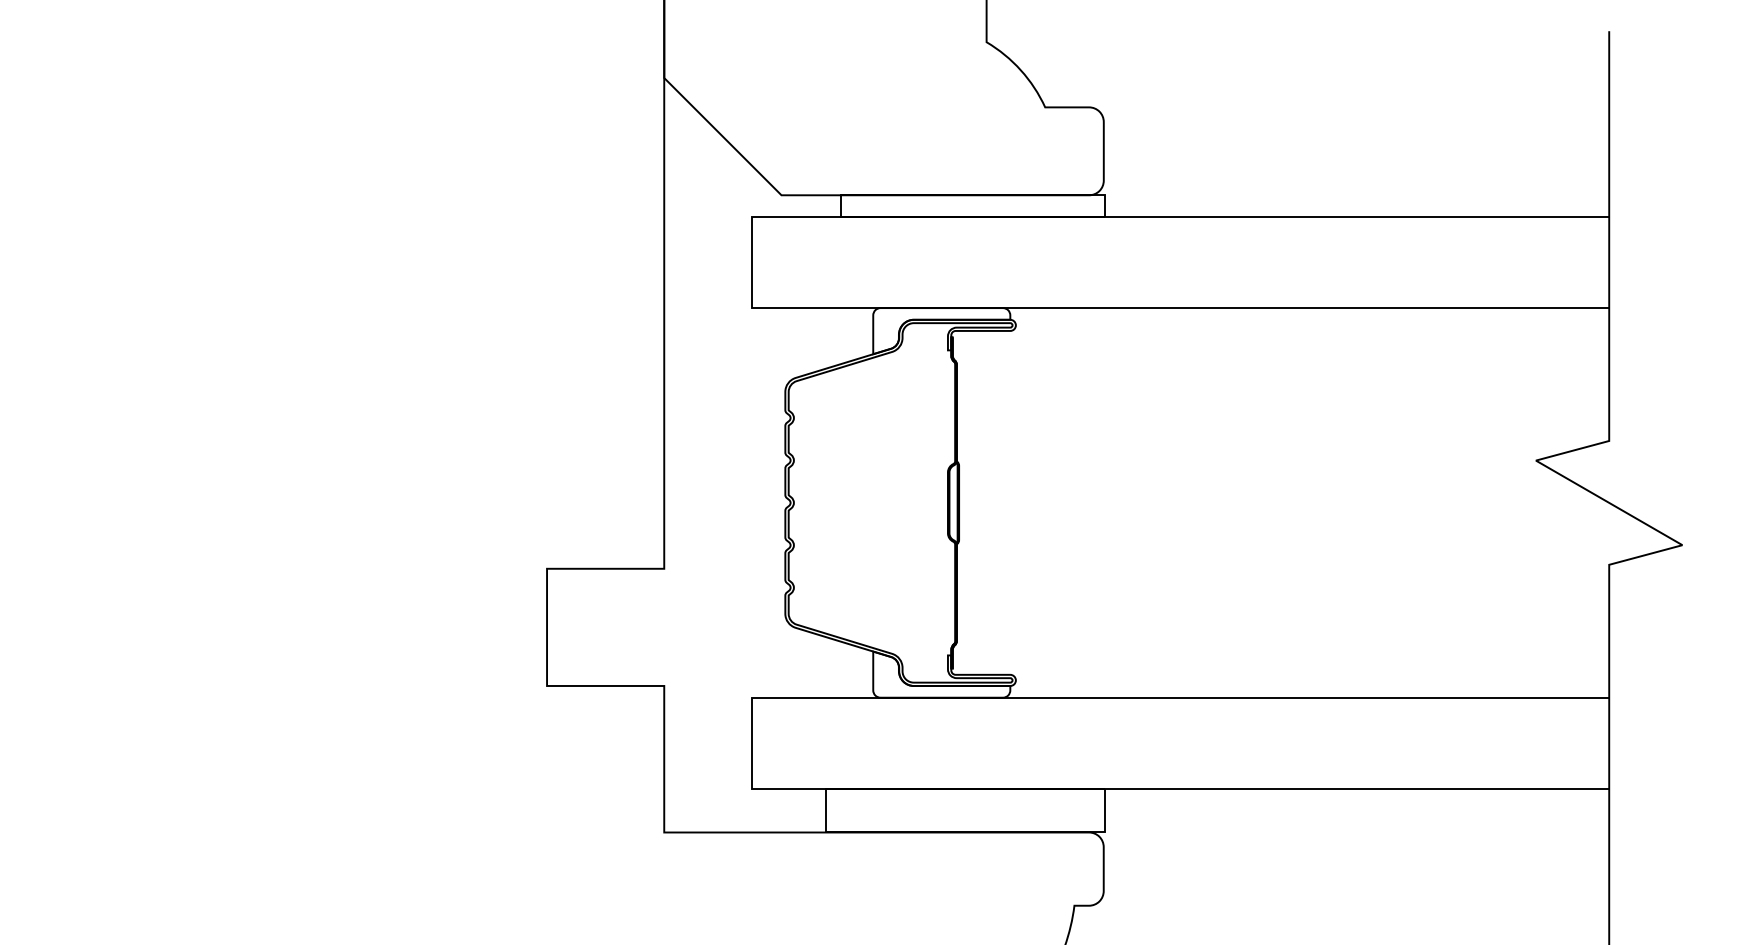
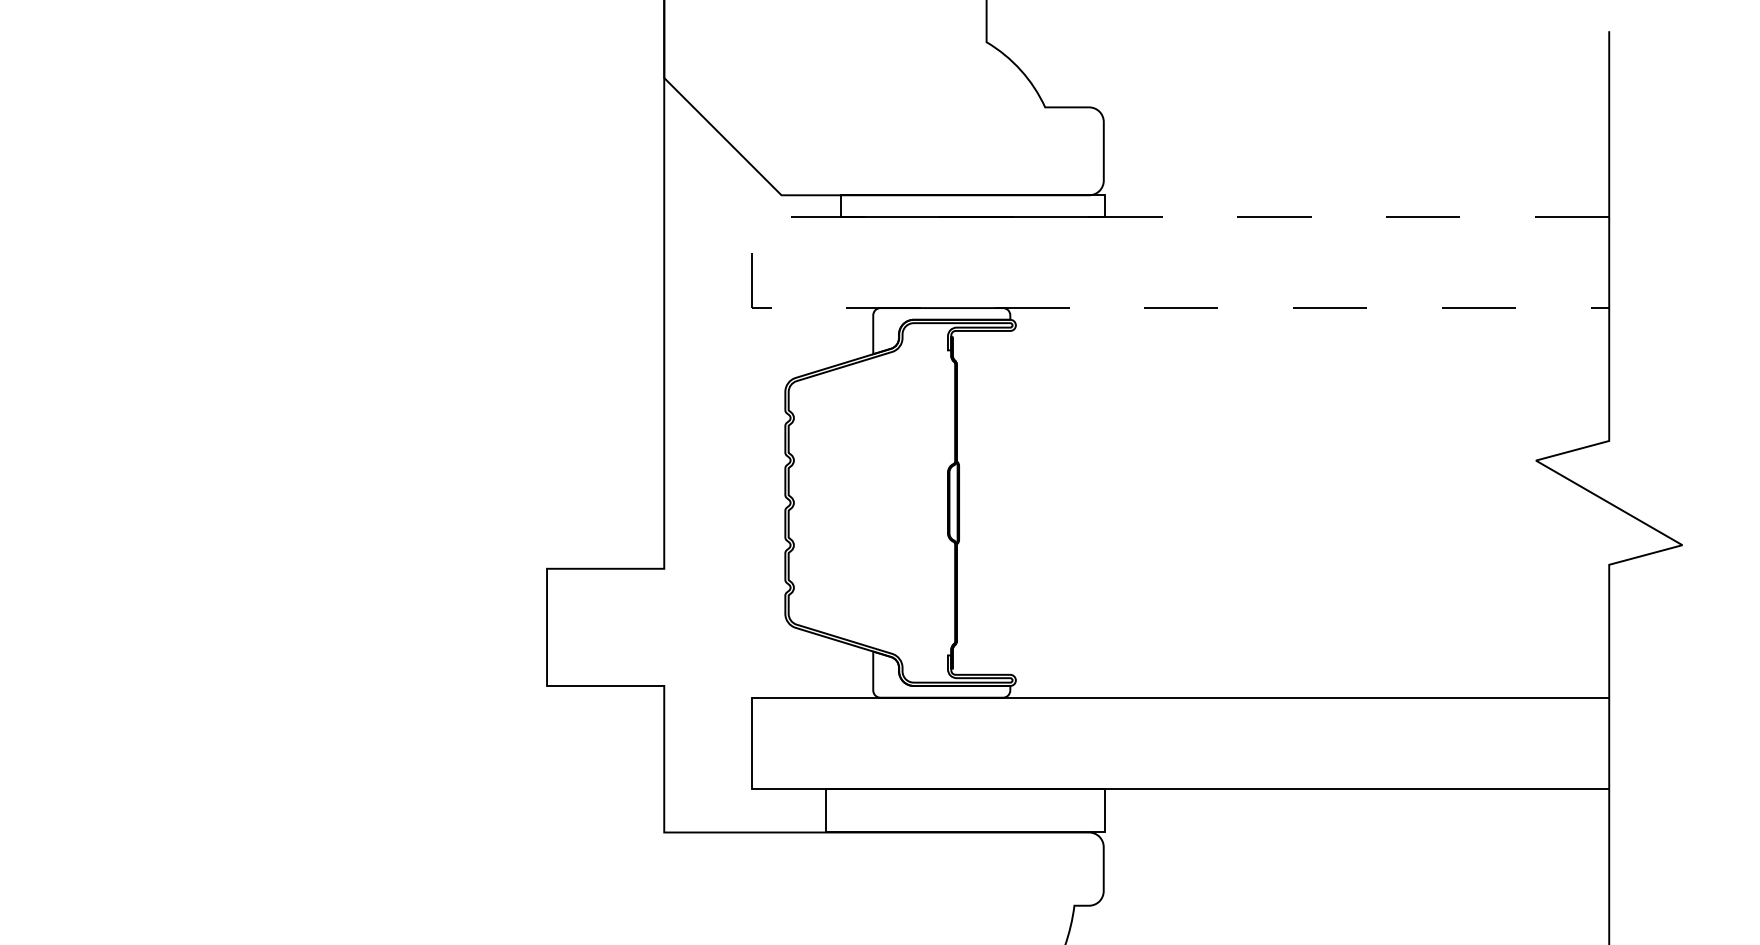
line: solid -> dashed (752, 263)
